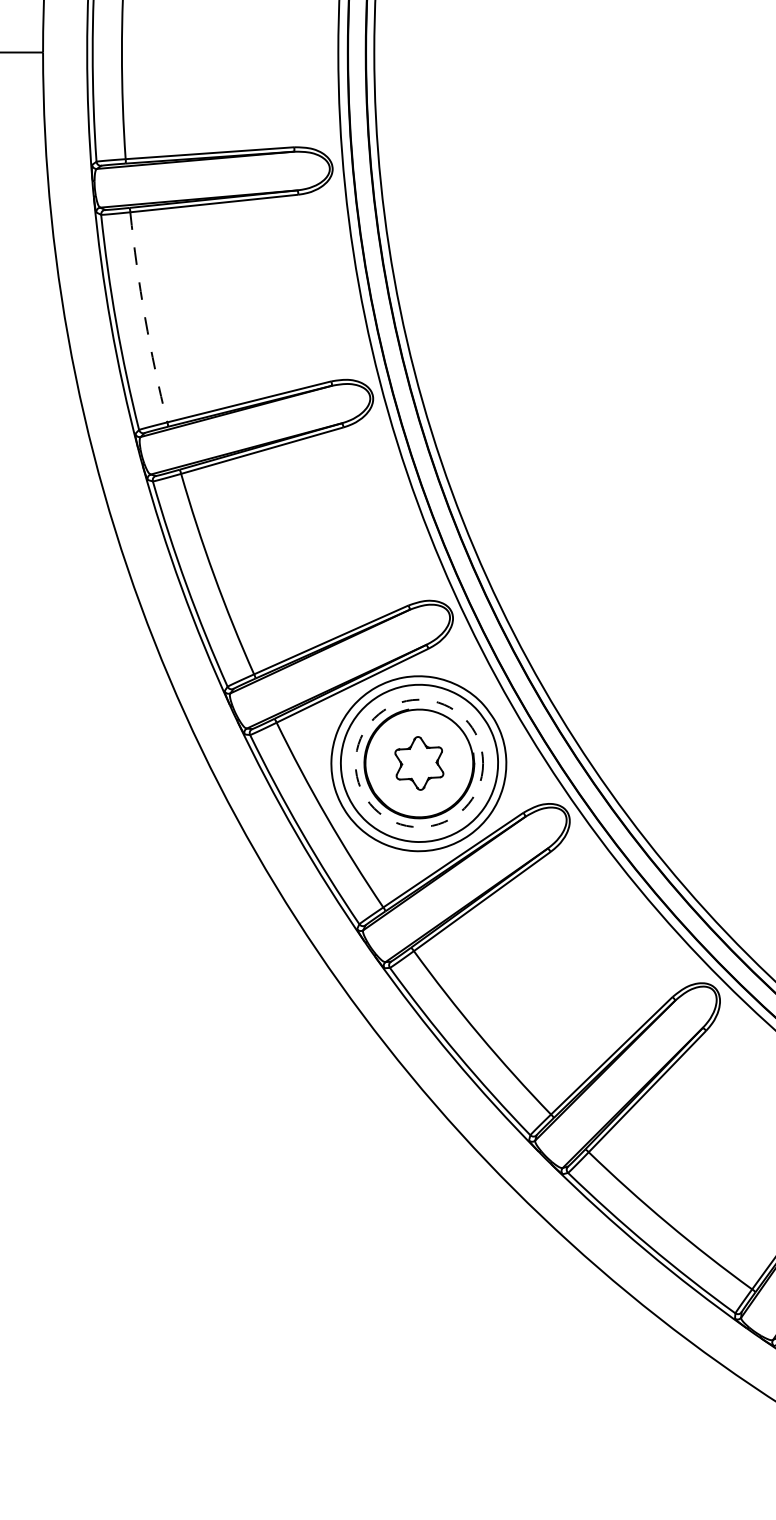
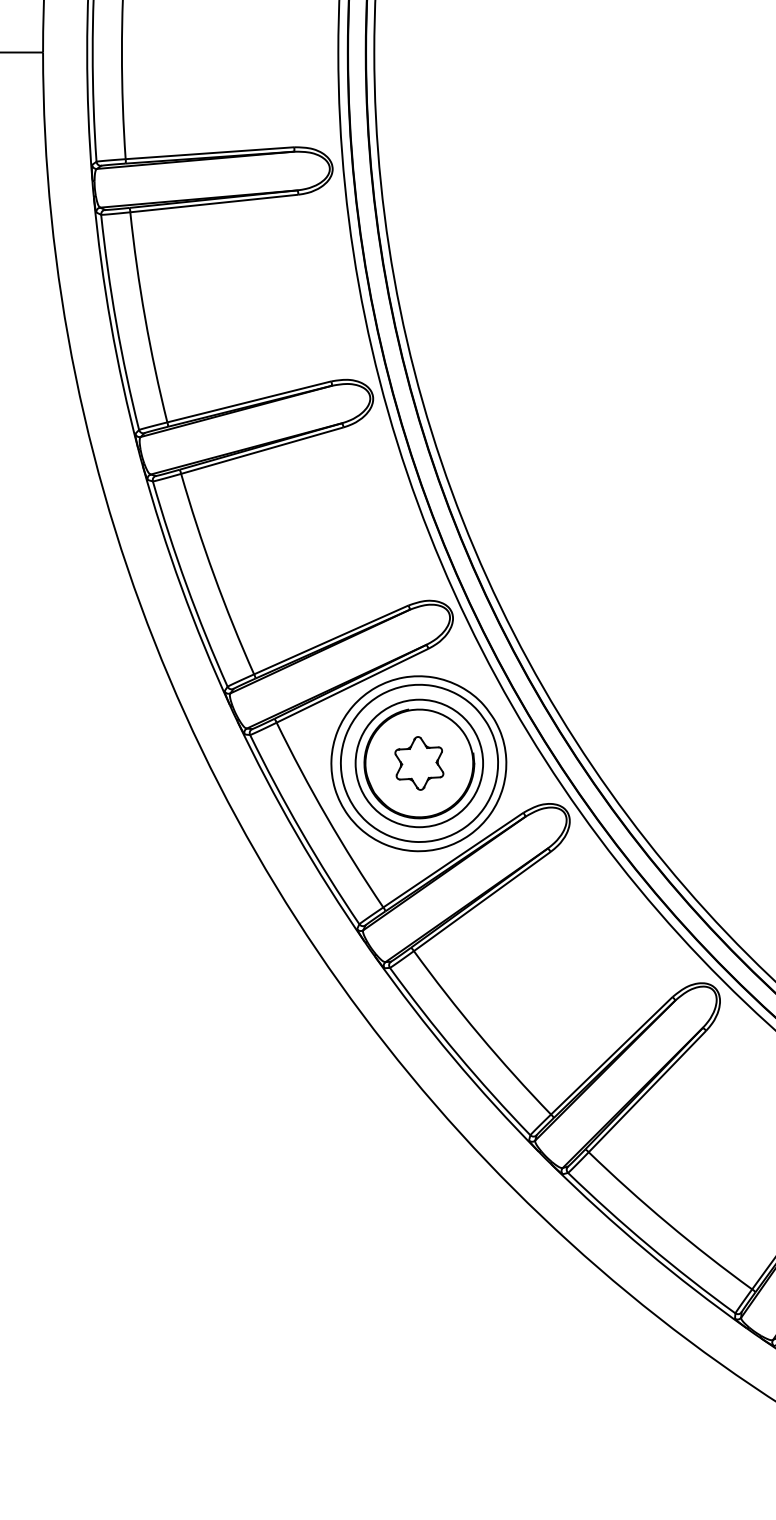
arc: dashed -> solid (145, 317)
circle: dashed -> solid (419, 763)
